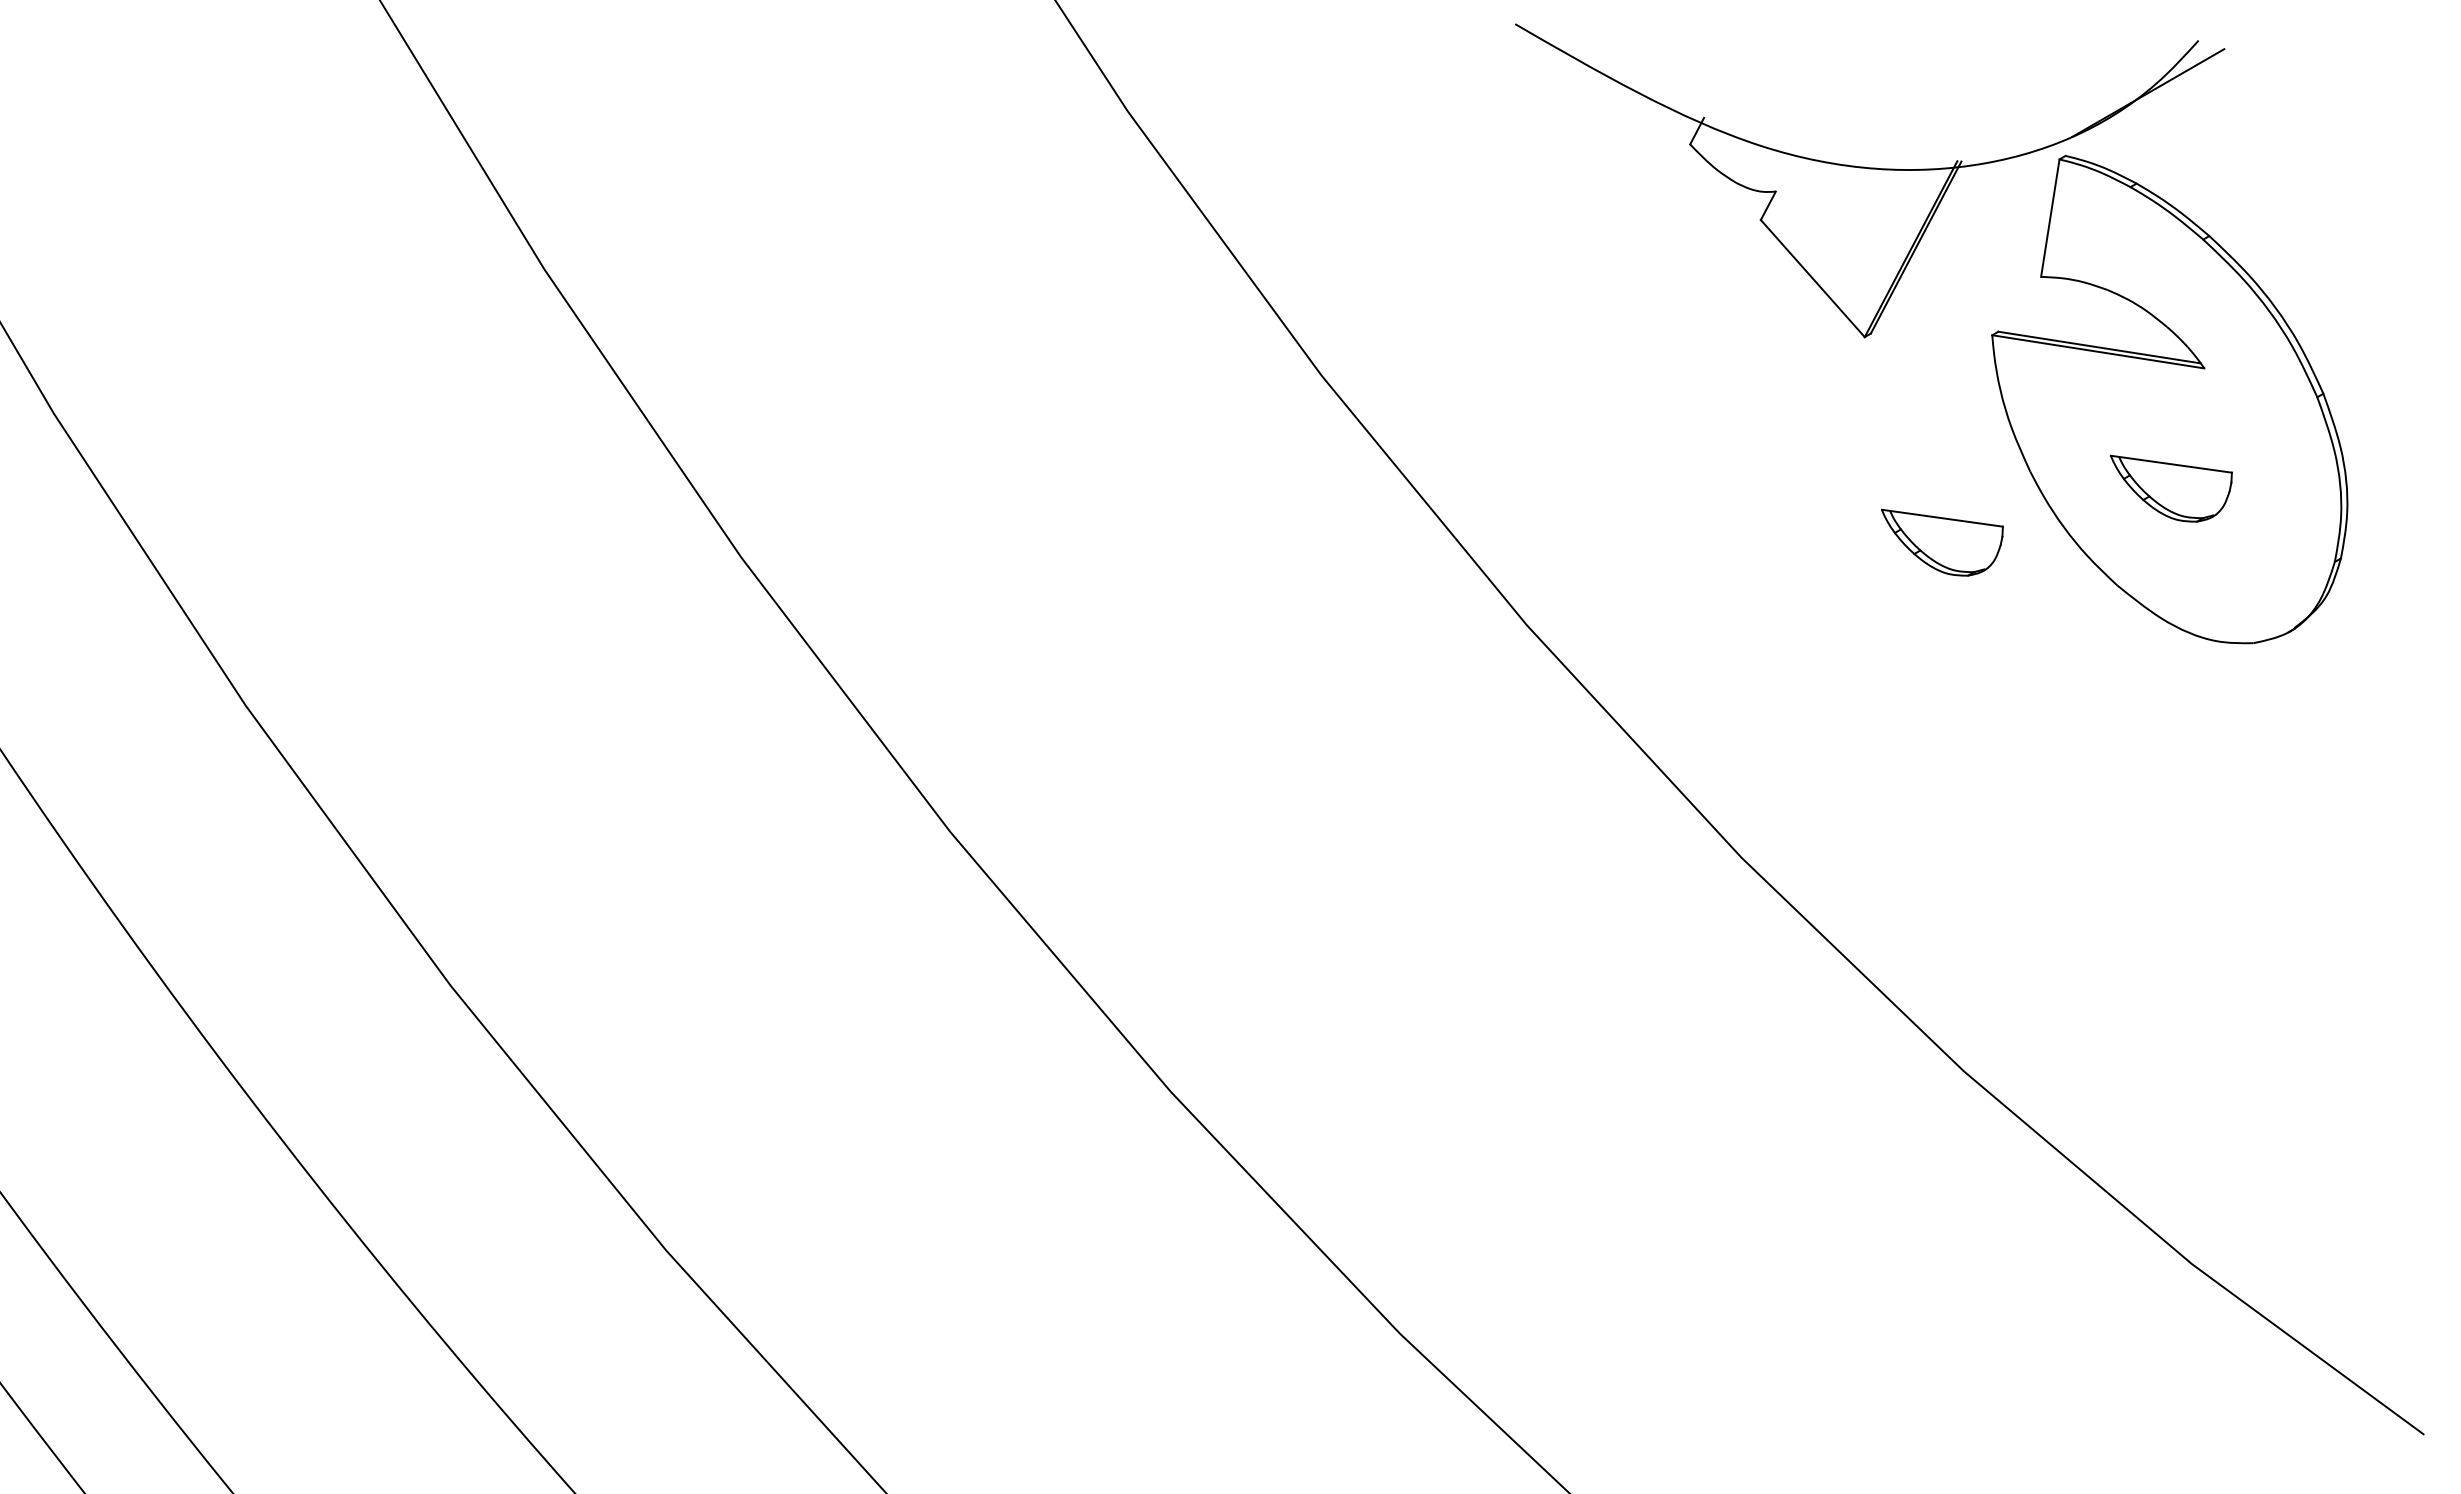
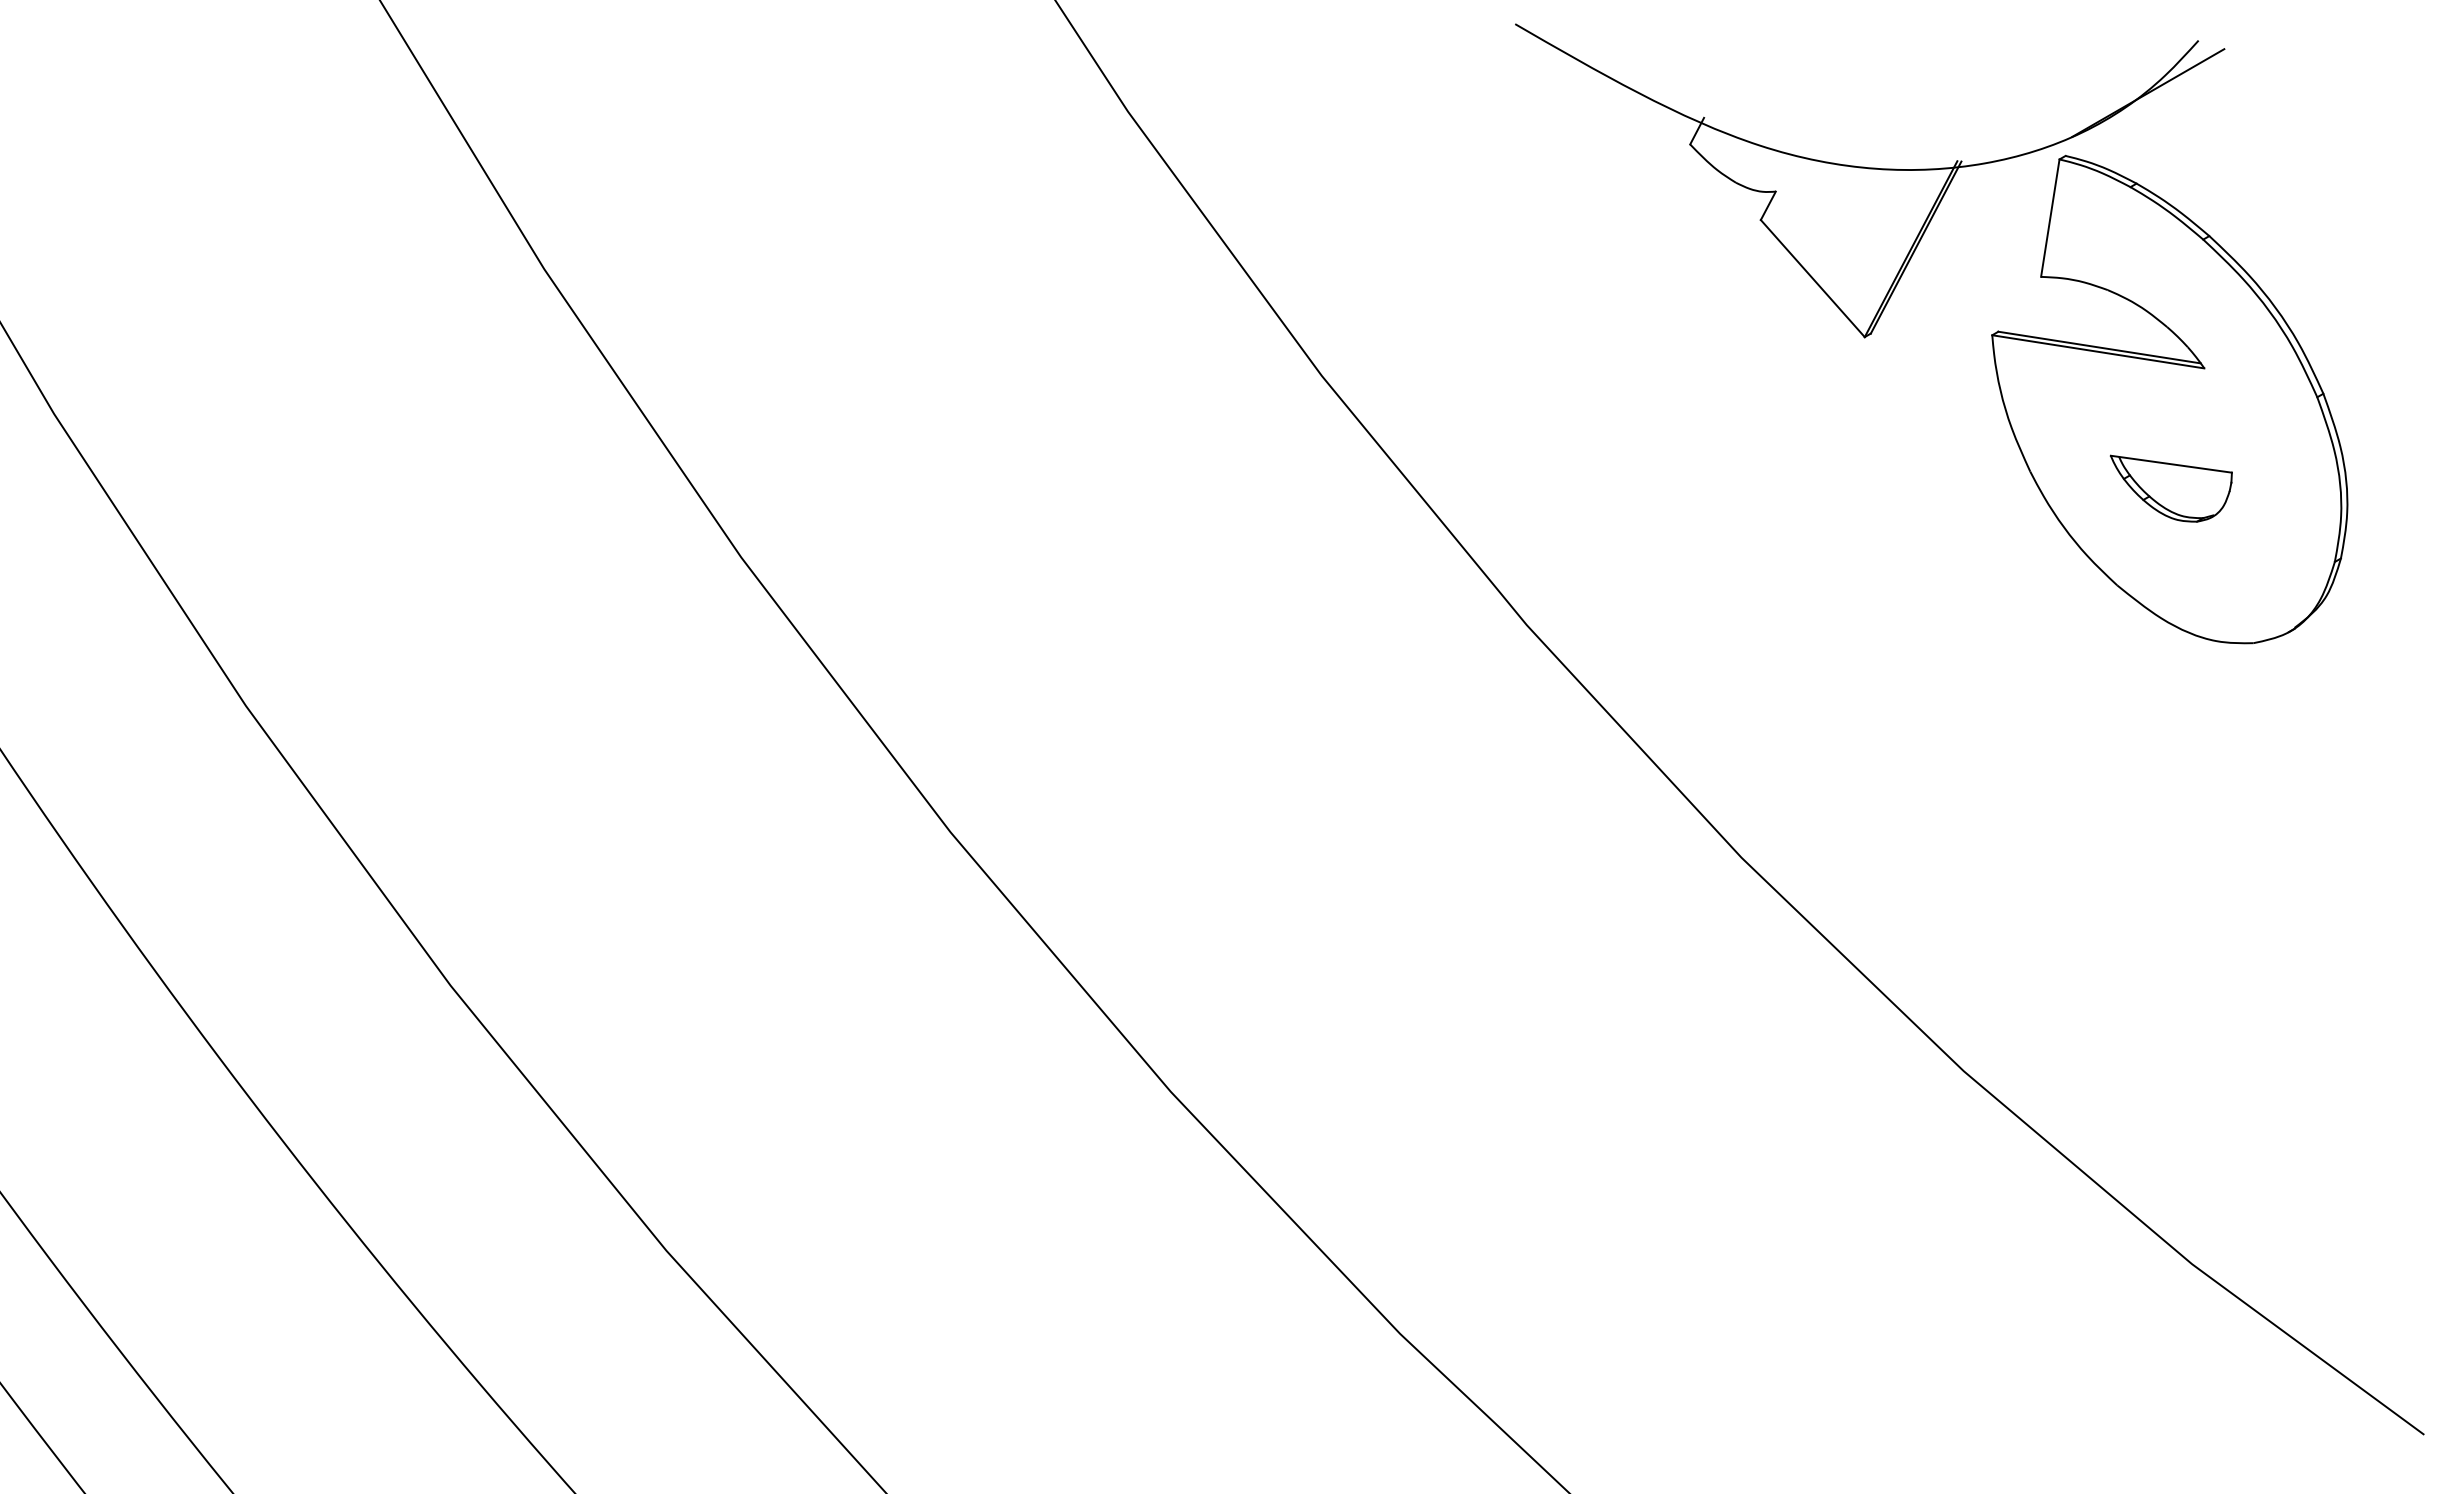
part: present -> none (1941, 542)
